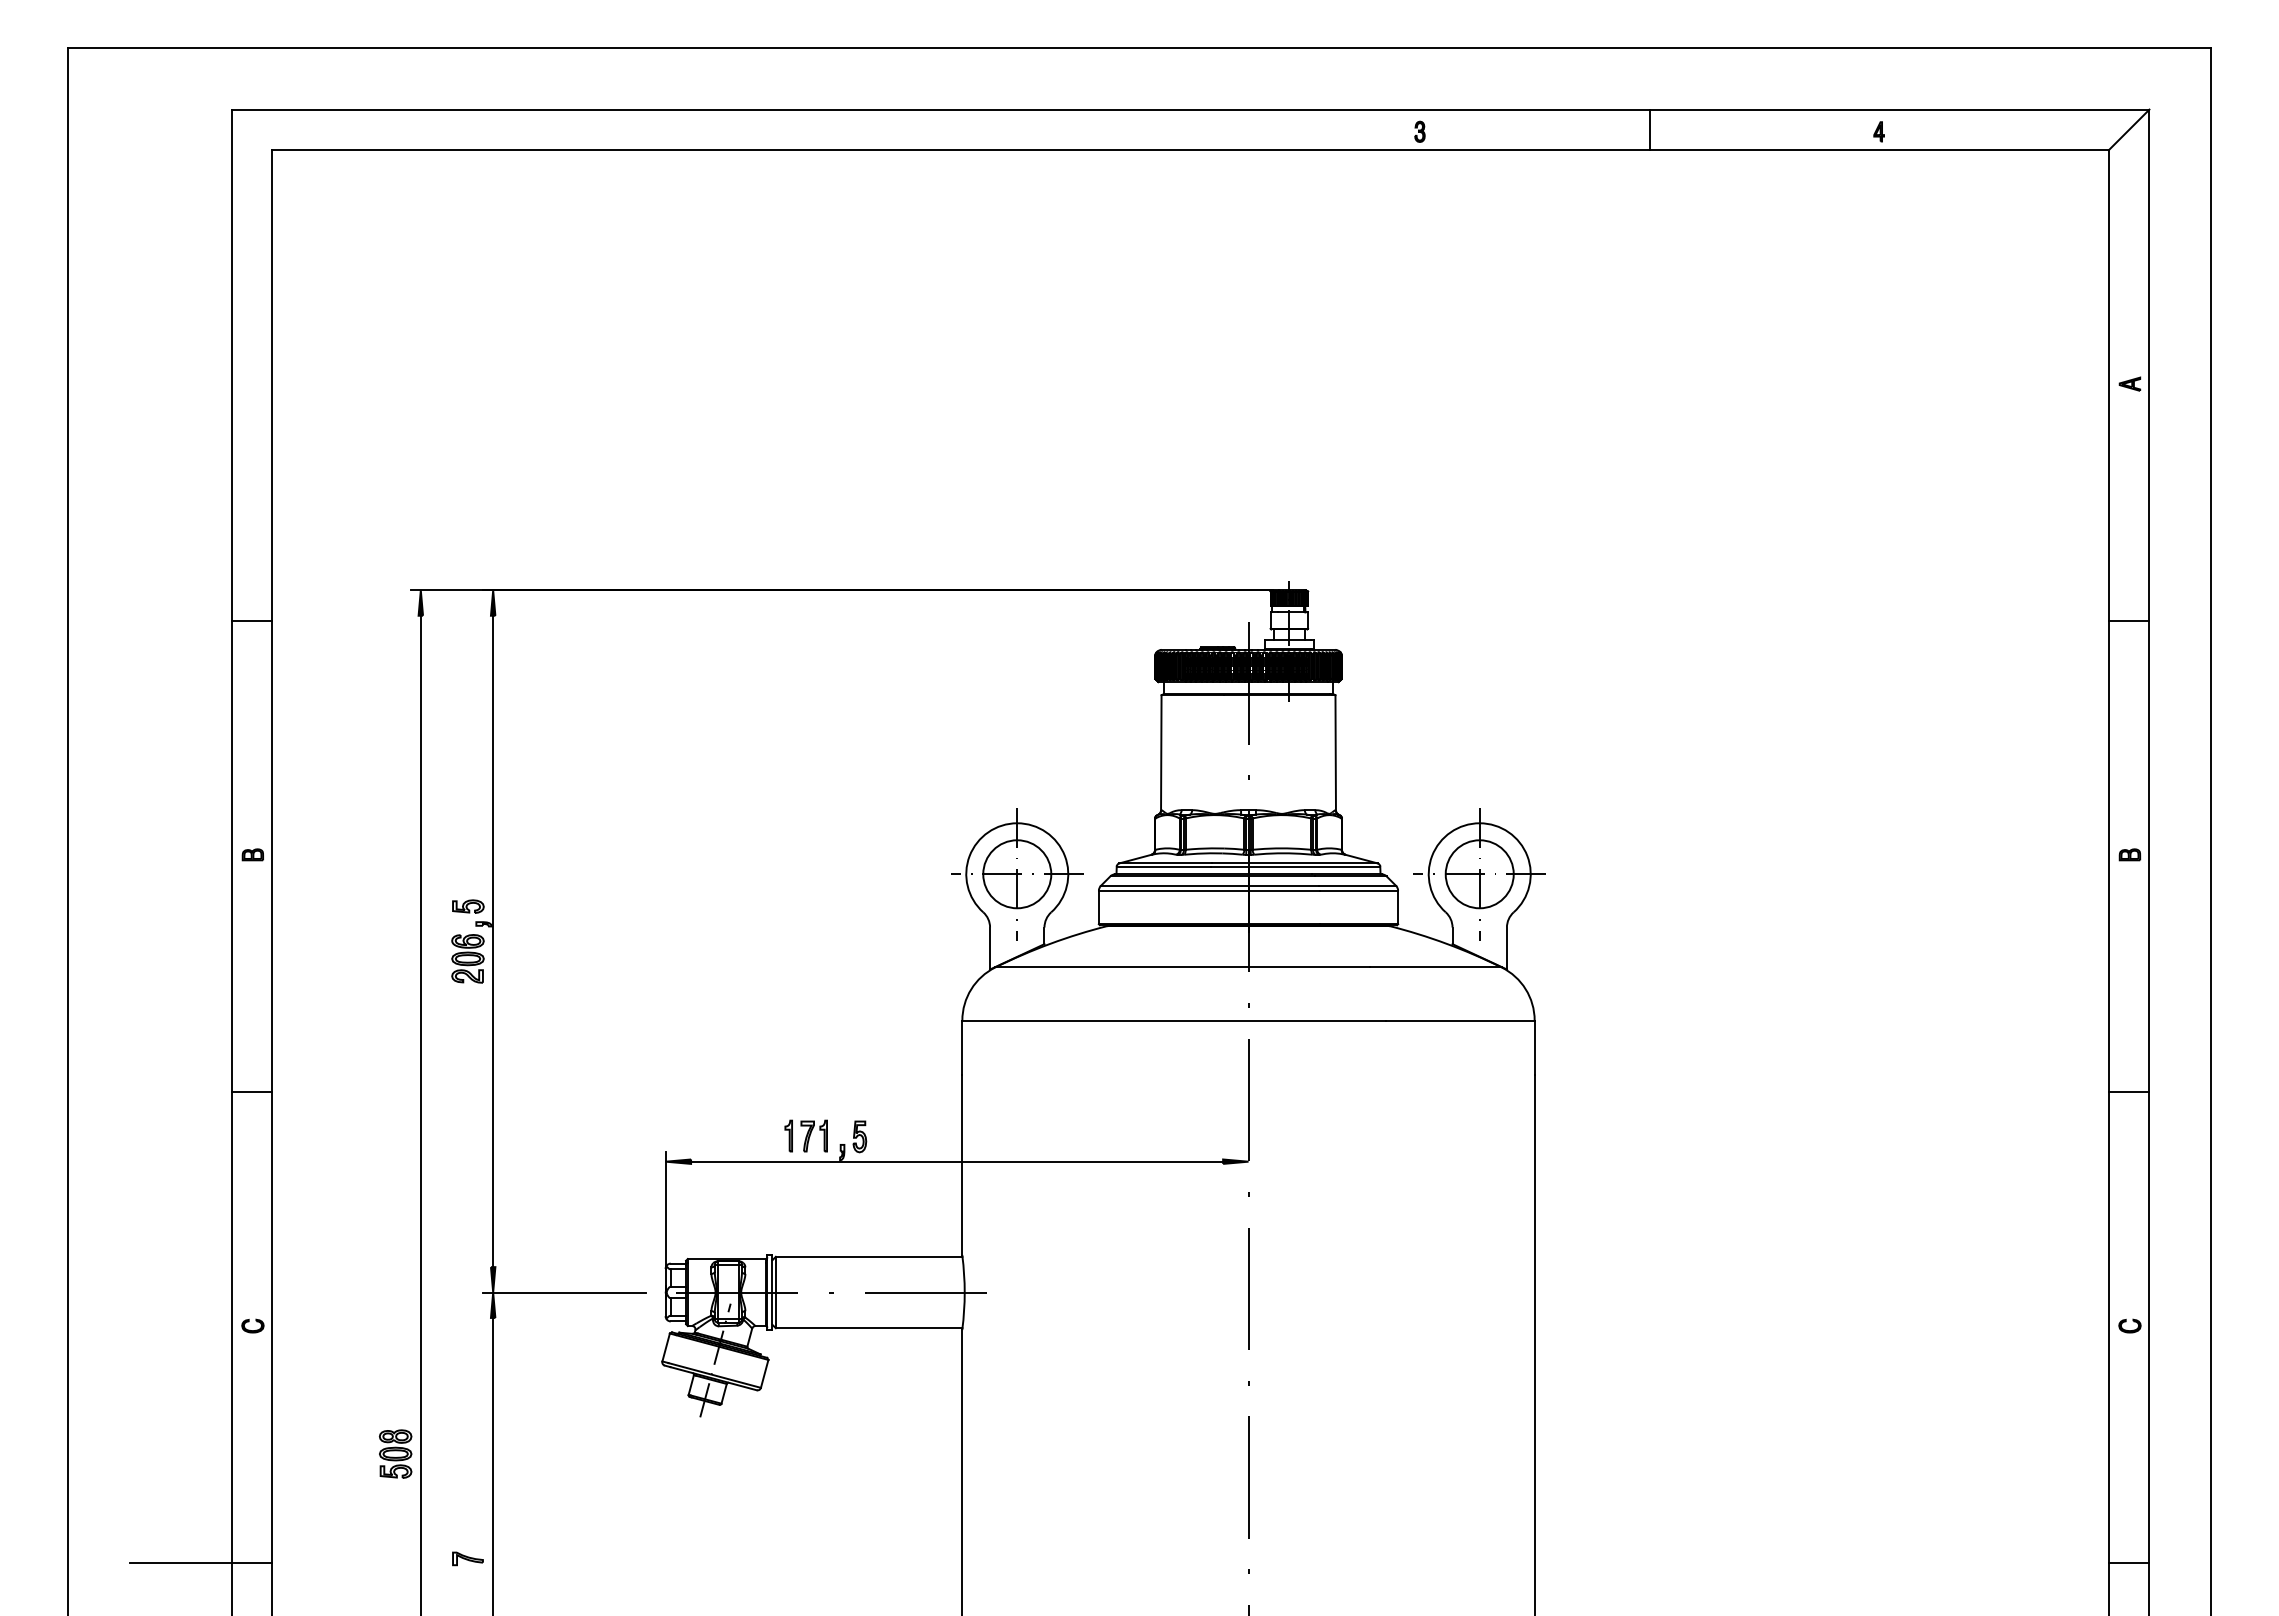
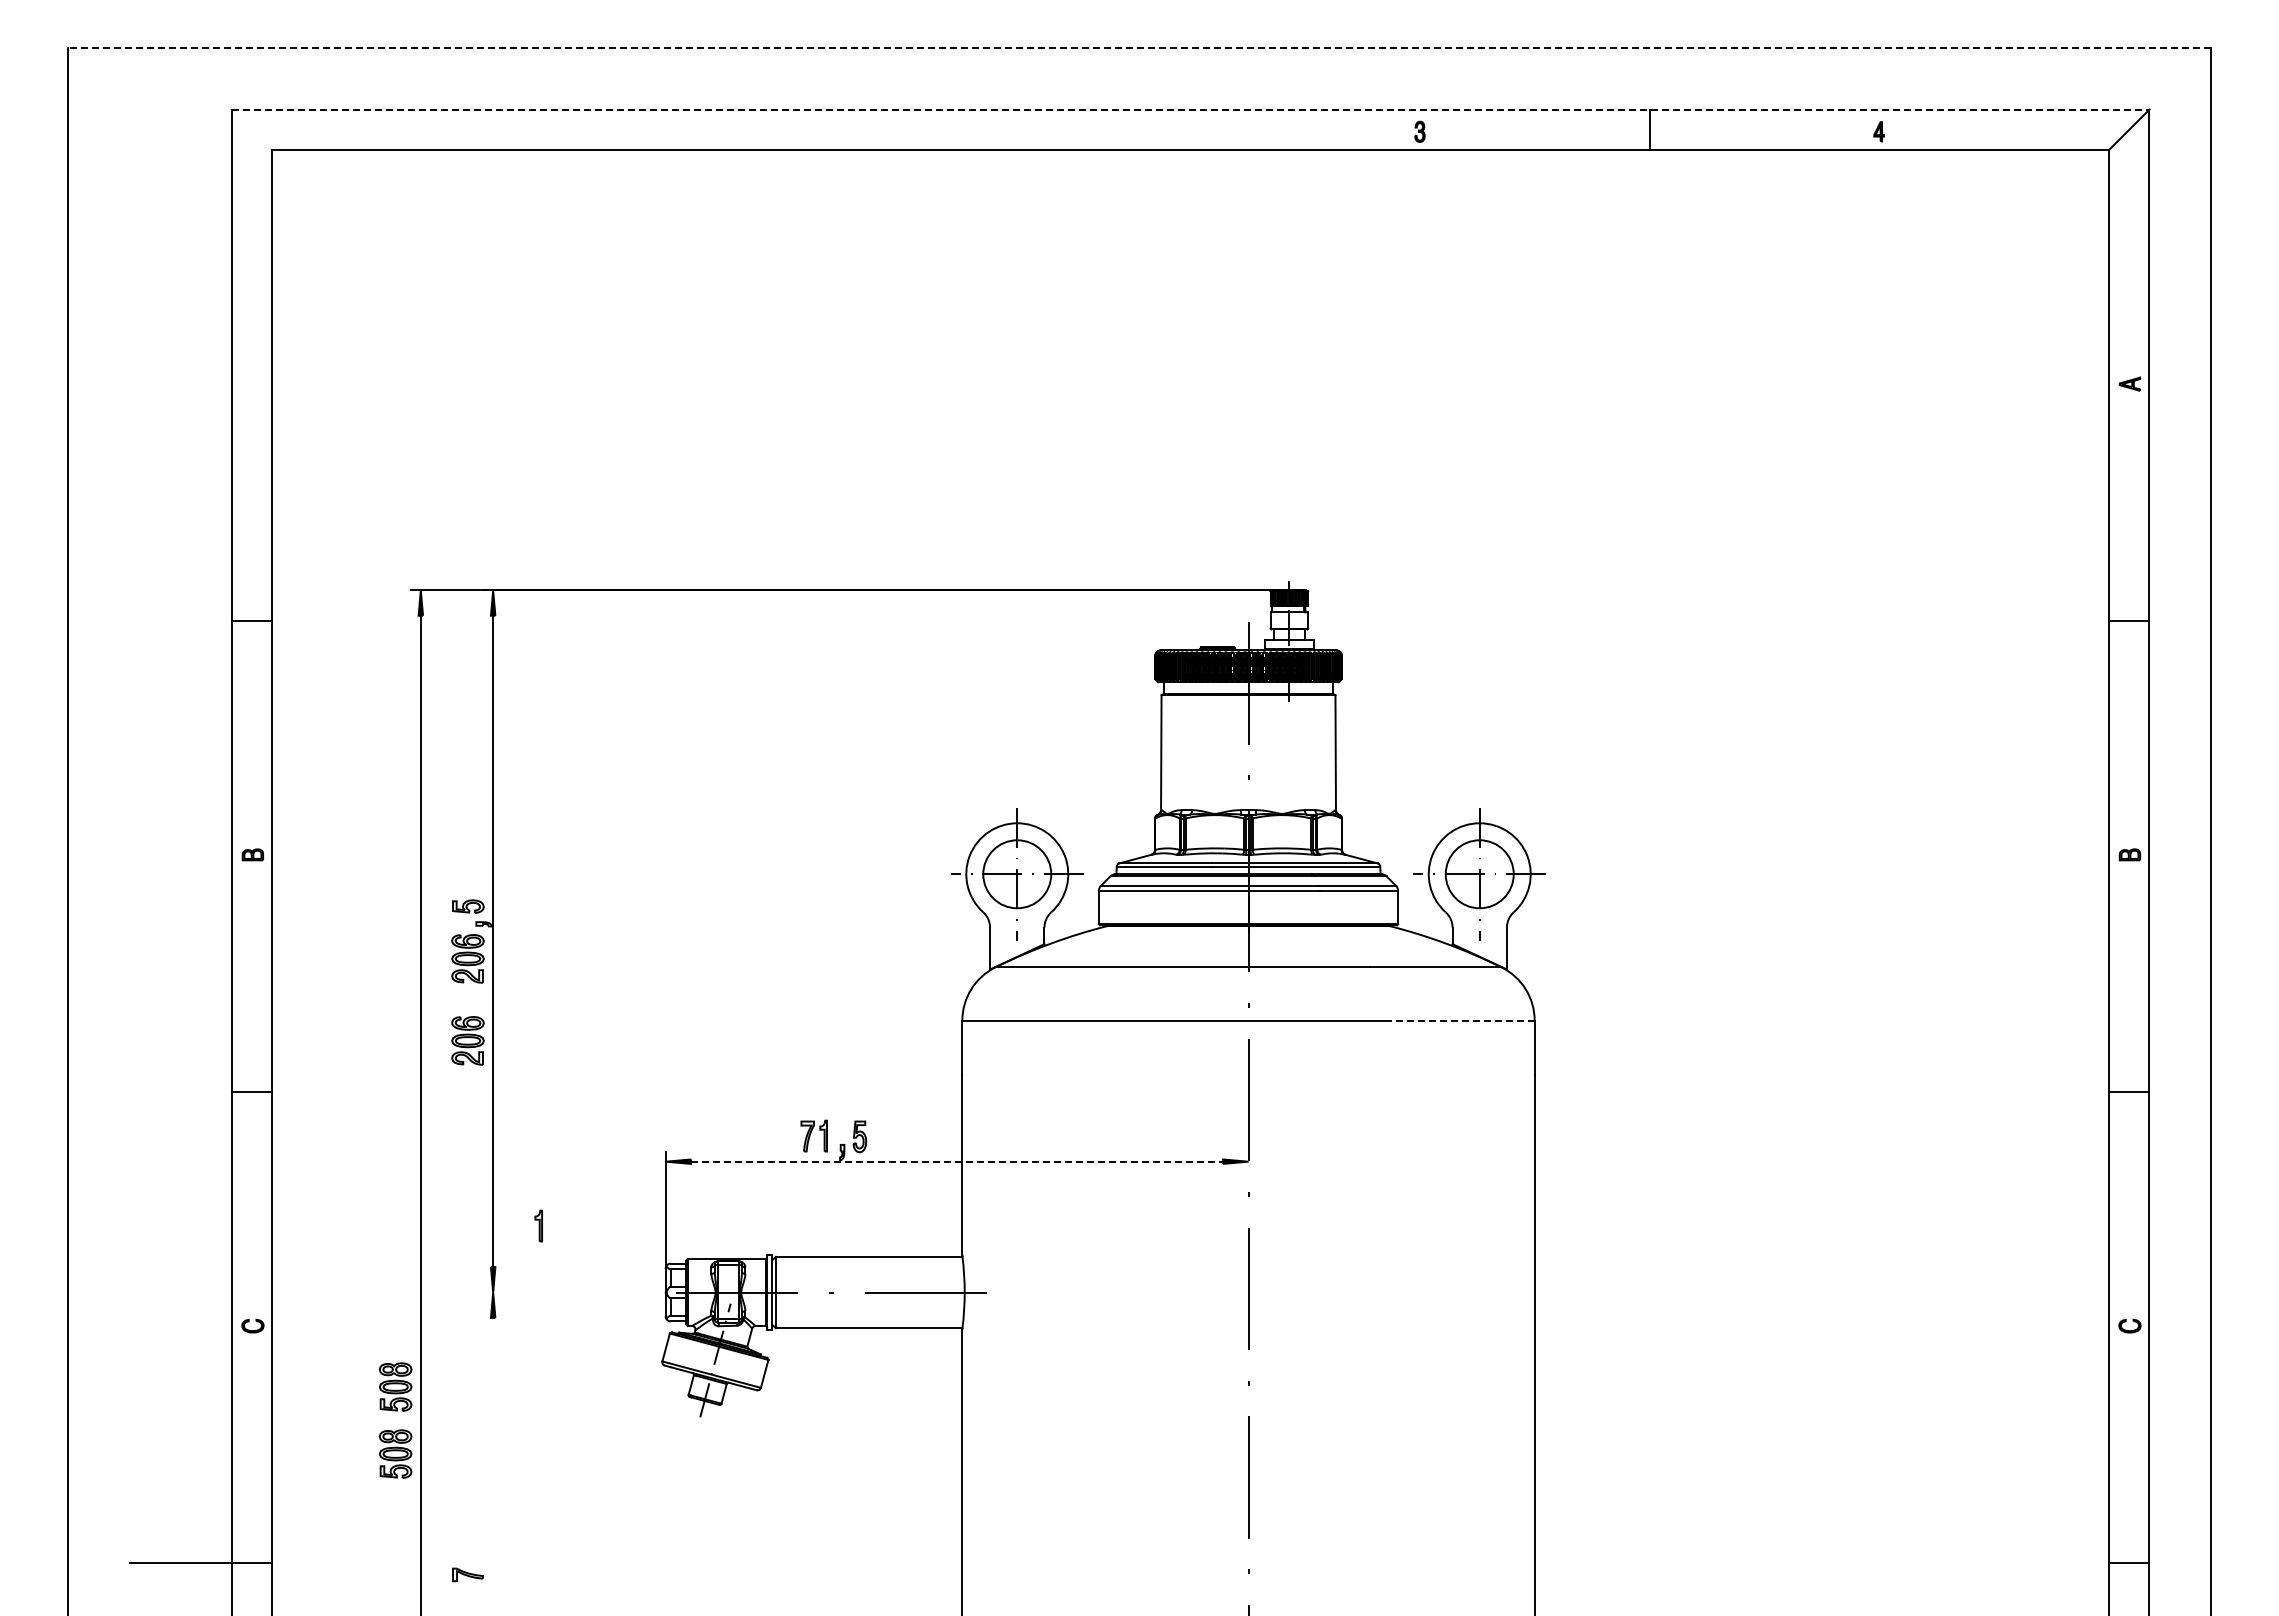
line: solid -> dashed (1139, 48)
line: solid -> dashed (1190, 109)
line: solid -> dashed (1459, 1020)
part: none -> present (467, 1040)
part position: (788, 1135) -> (538, 1225) (538, 1225)
line: solid -> dashed (957, 1161)
line: present -> none (564, 1292)
part: none -> present (395, 1386)
line: present -> none (493, 1464)
part position: (467, 1558) -> (467, 1574) (467, 1574)
